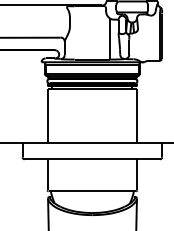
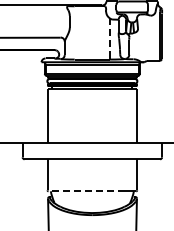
line: solid -> dashed (110, 37)
line: solid -> dashed (86, 191)
